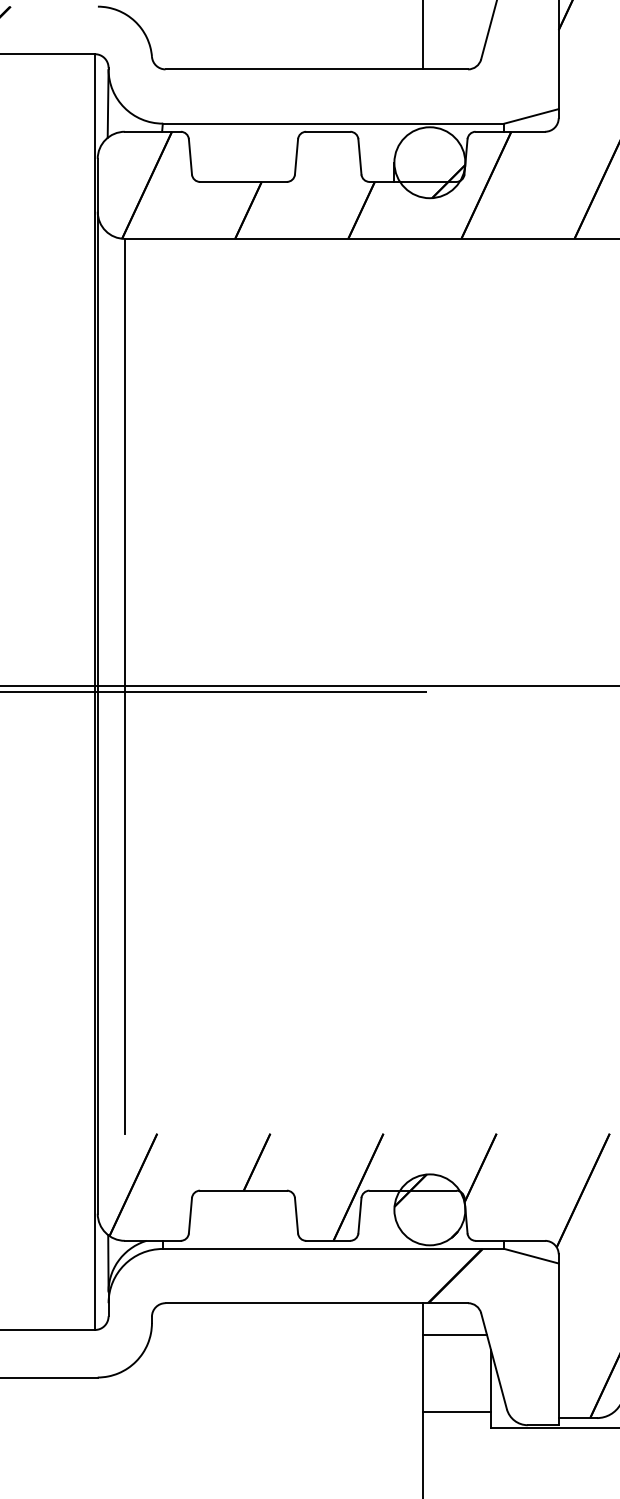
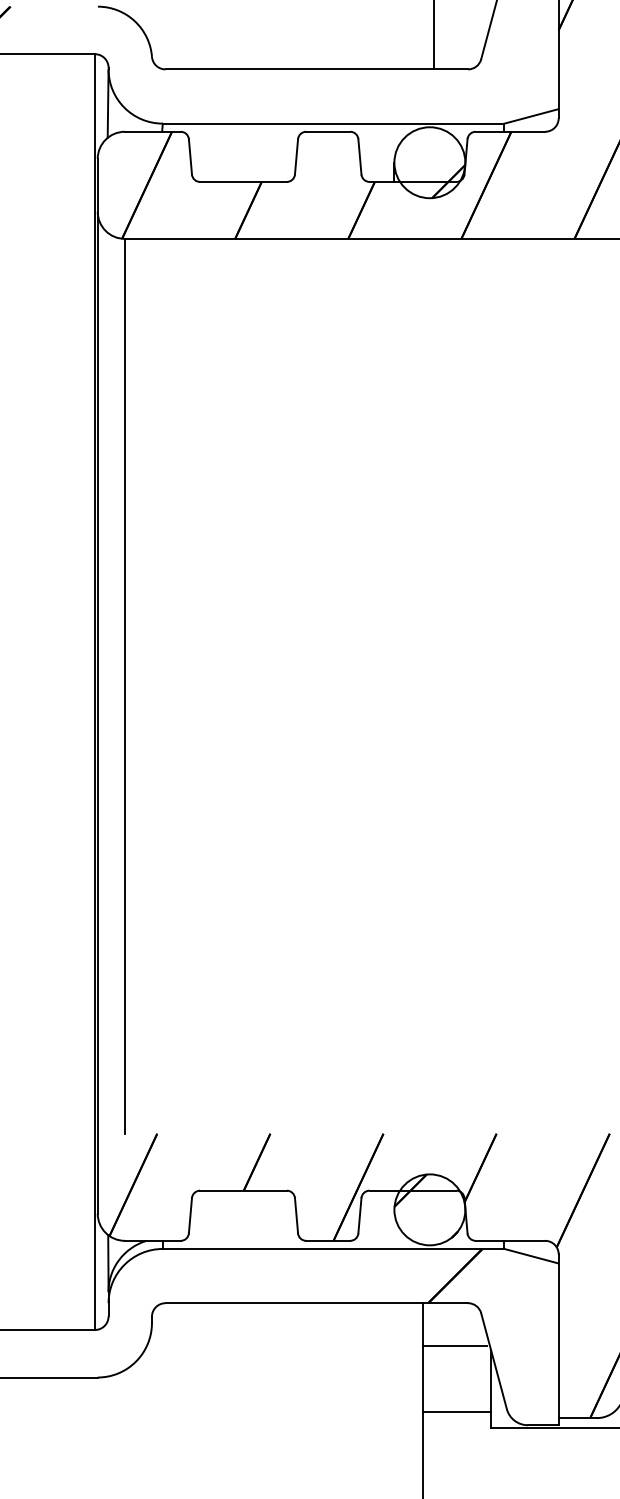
line position: (423, 35) -> (434, 35) (434, 35)
line: present -> none (309, 686)
line: present -> none (214, 692)
line position: (455, 1335) -> (455, 1346) (455, 1346)
